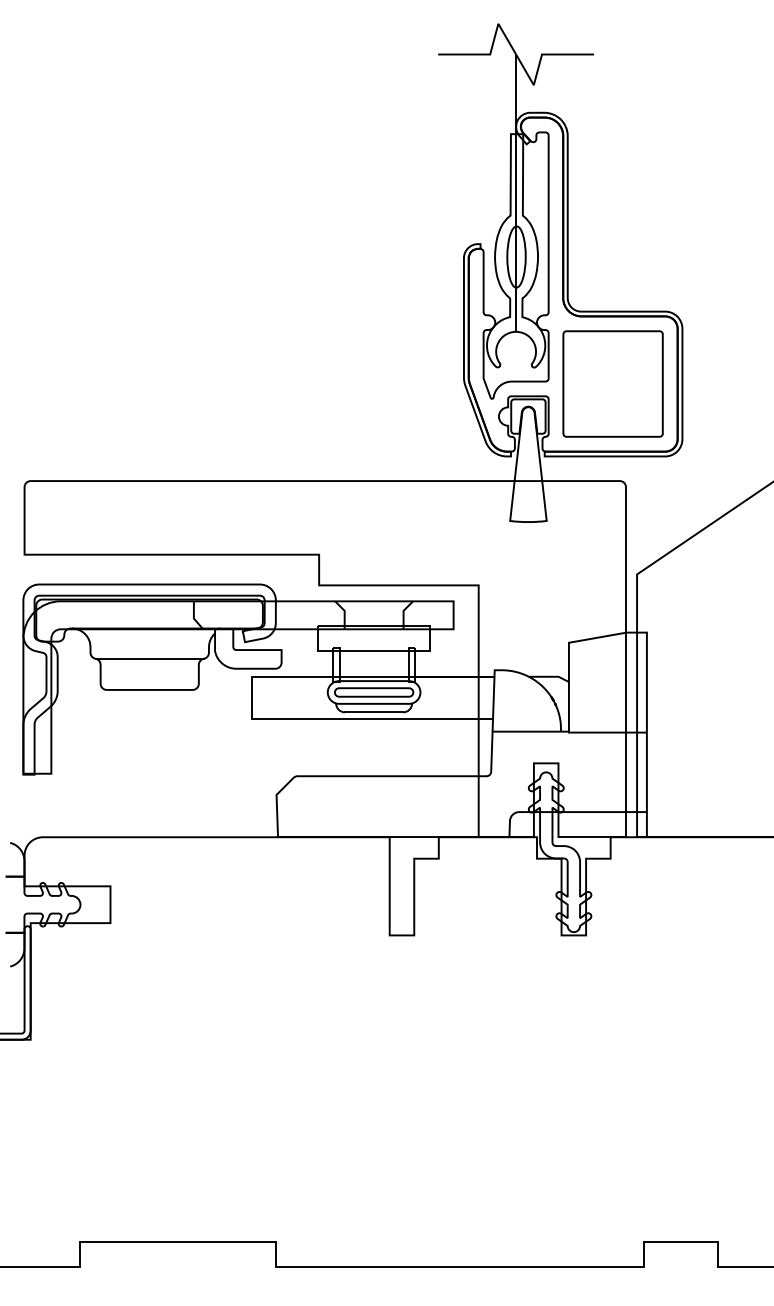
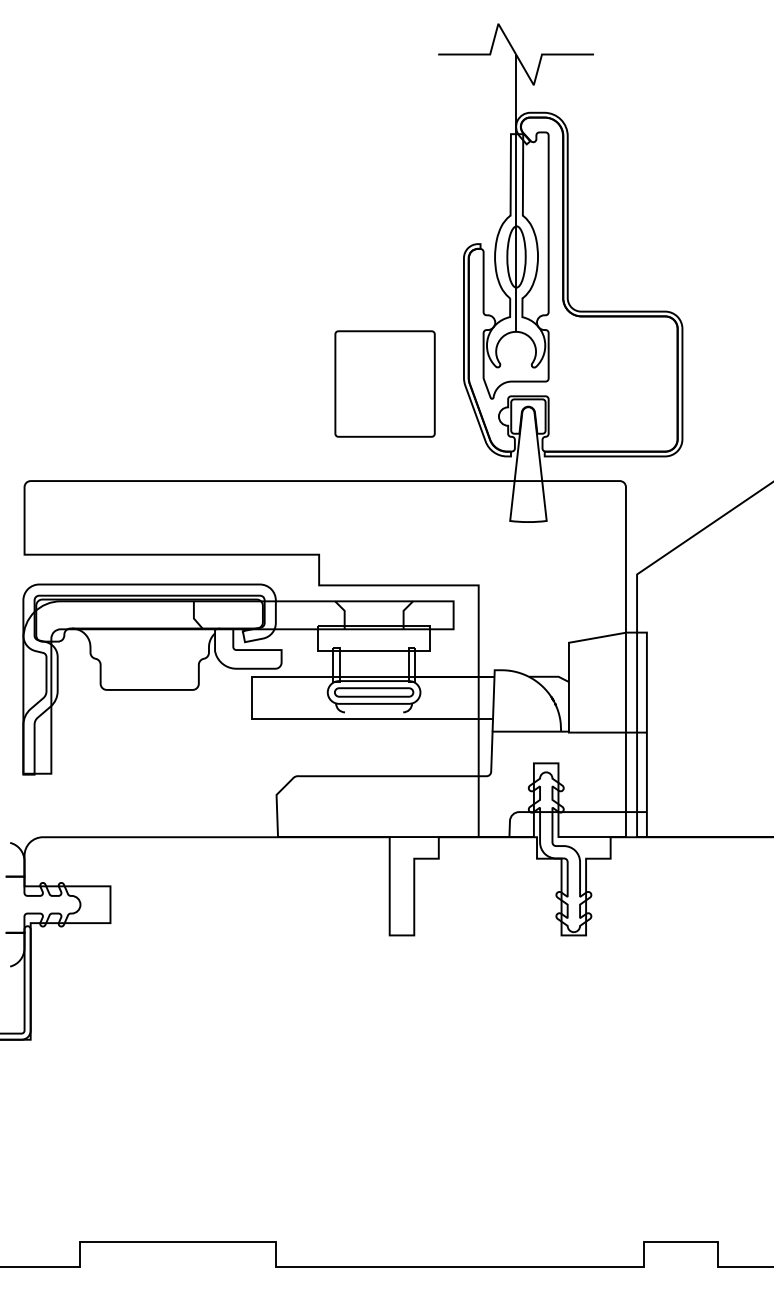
part position: (612, 383) -> (384, 383) (384, 383)
line: present -> none (149, 658)
line: present -> none (374, 712)
